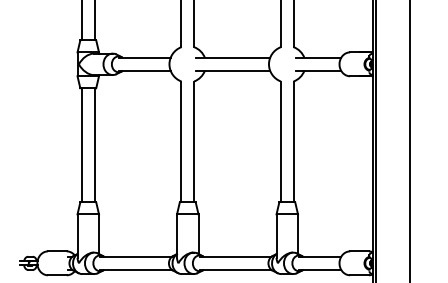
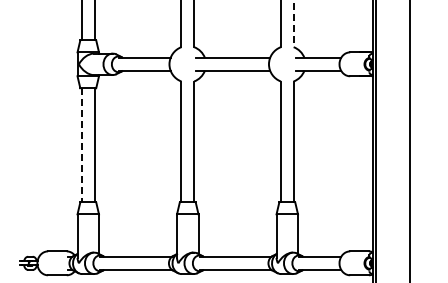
line: solid -> dashed (293, 24)
line: solid -> dashed (81, 145)
